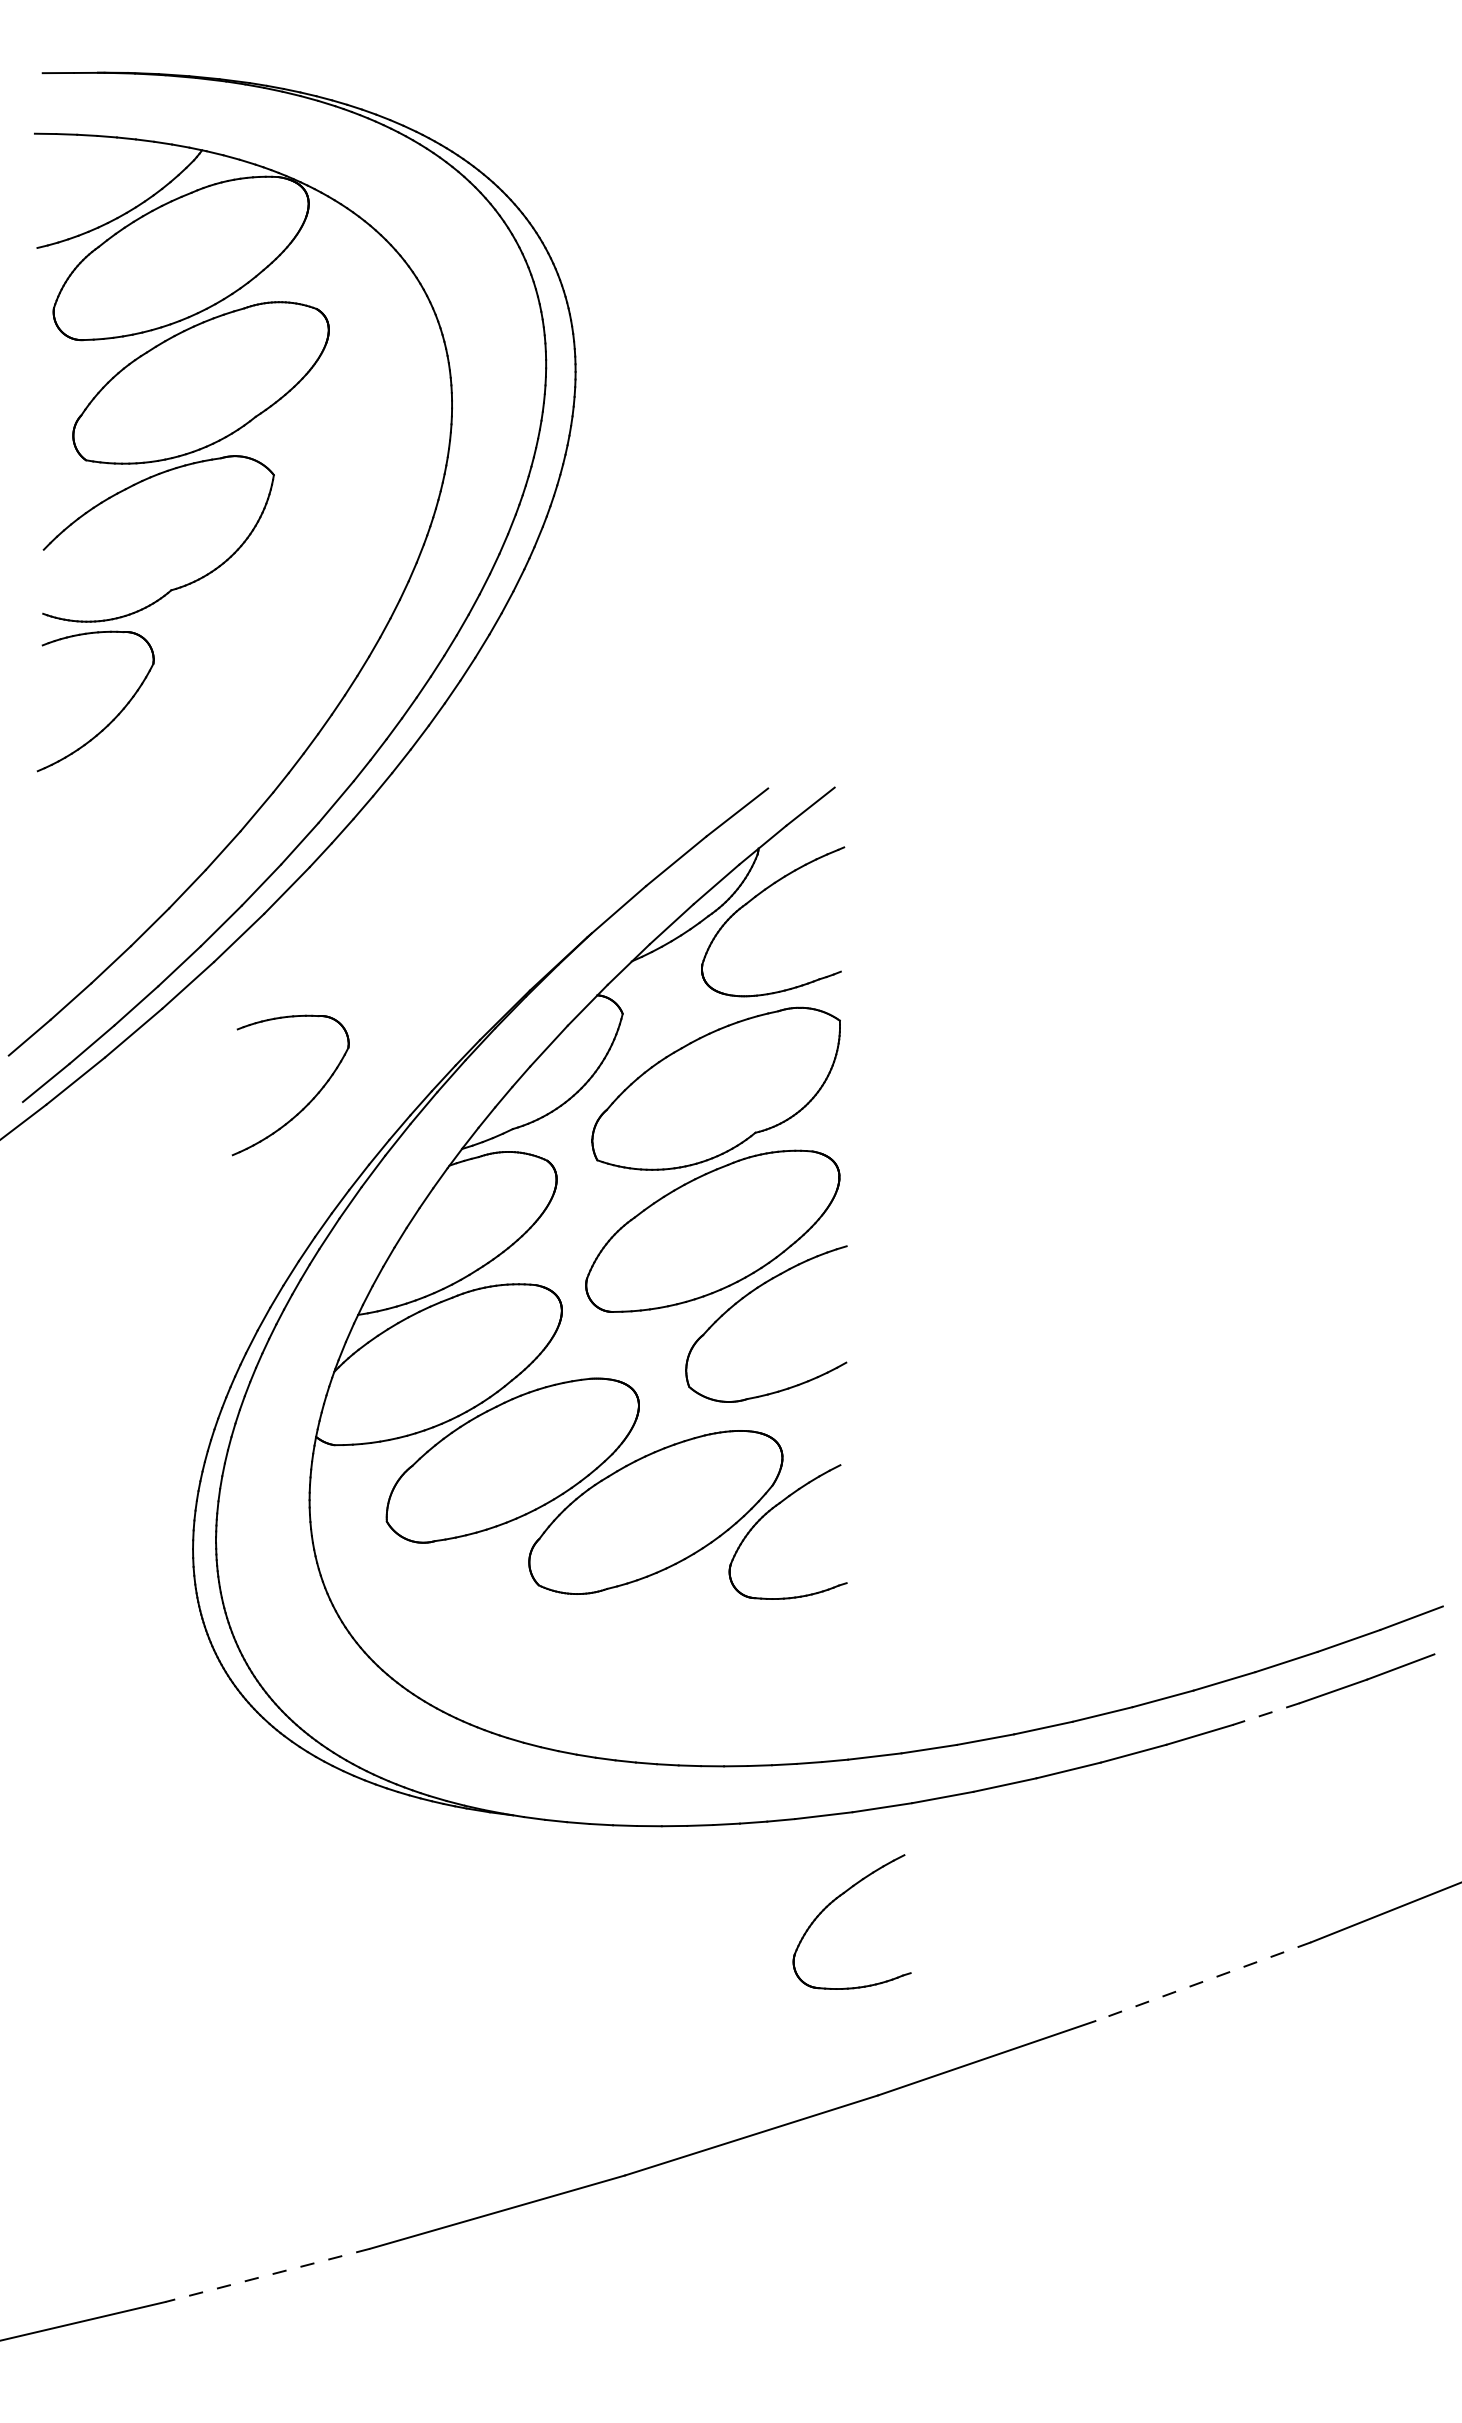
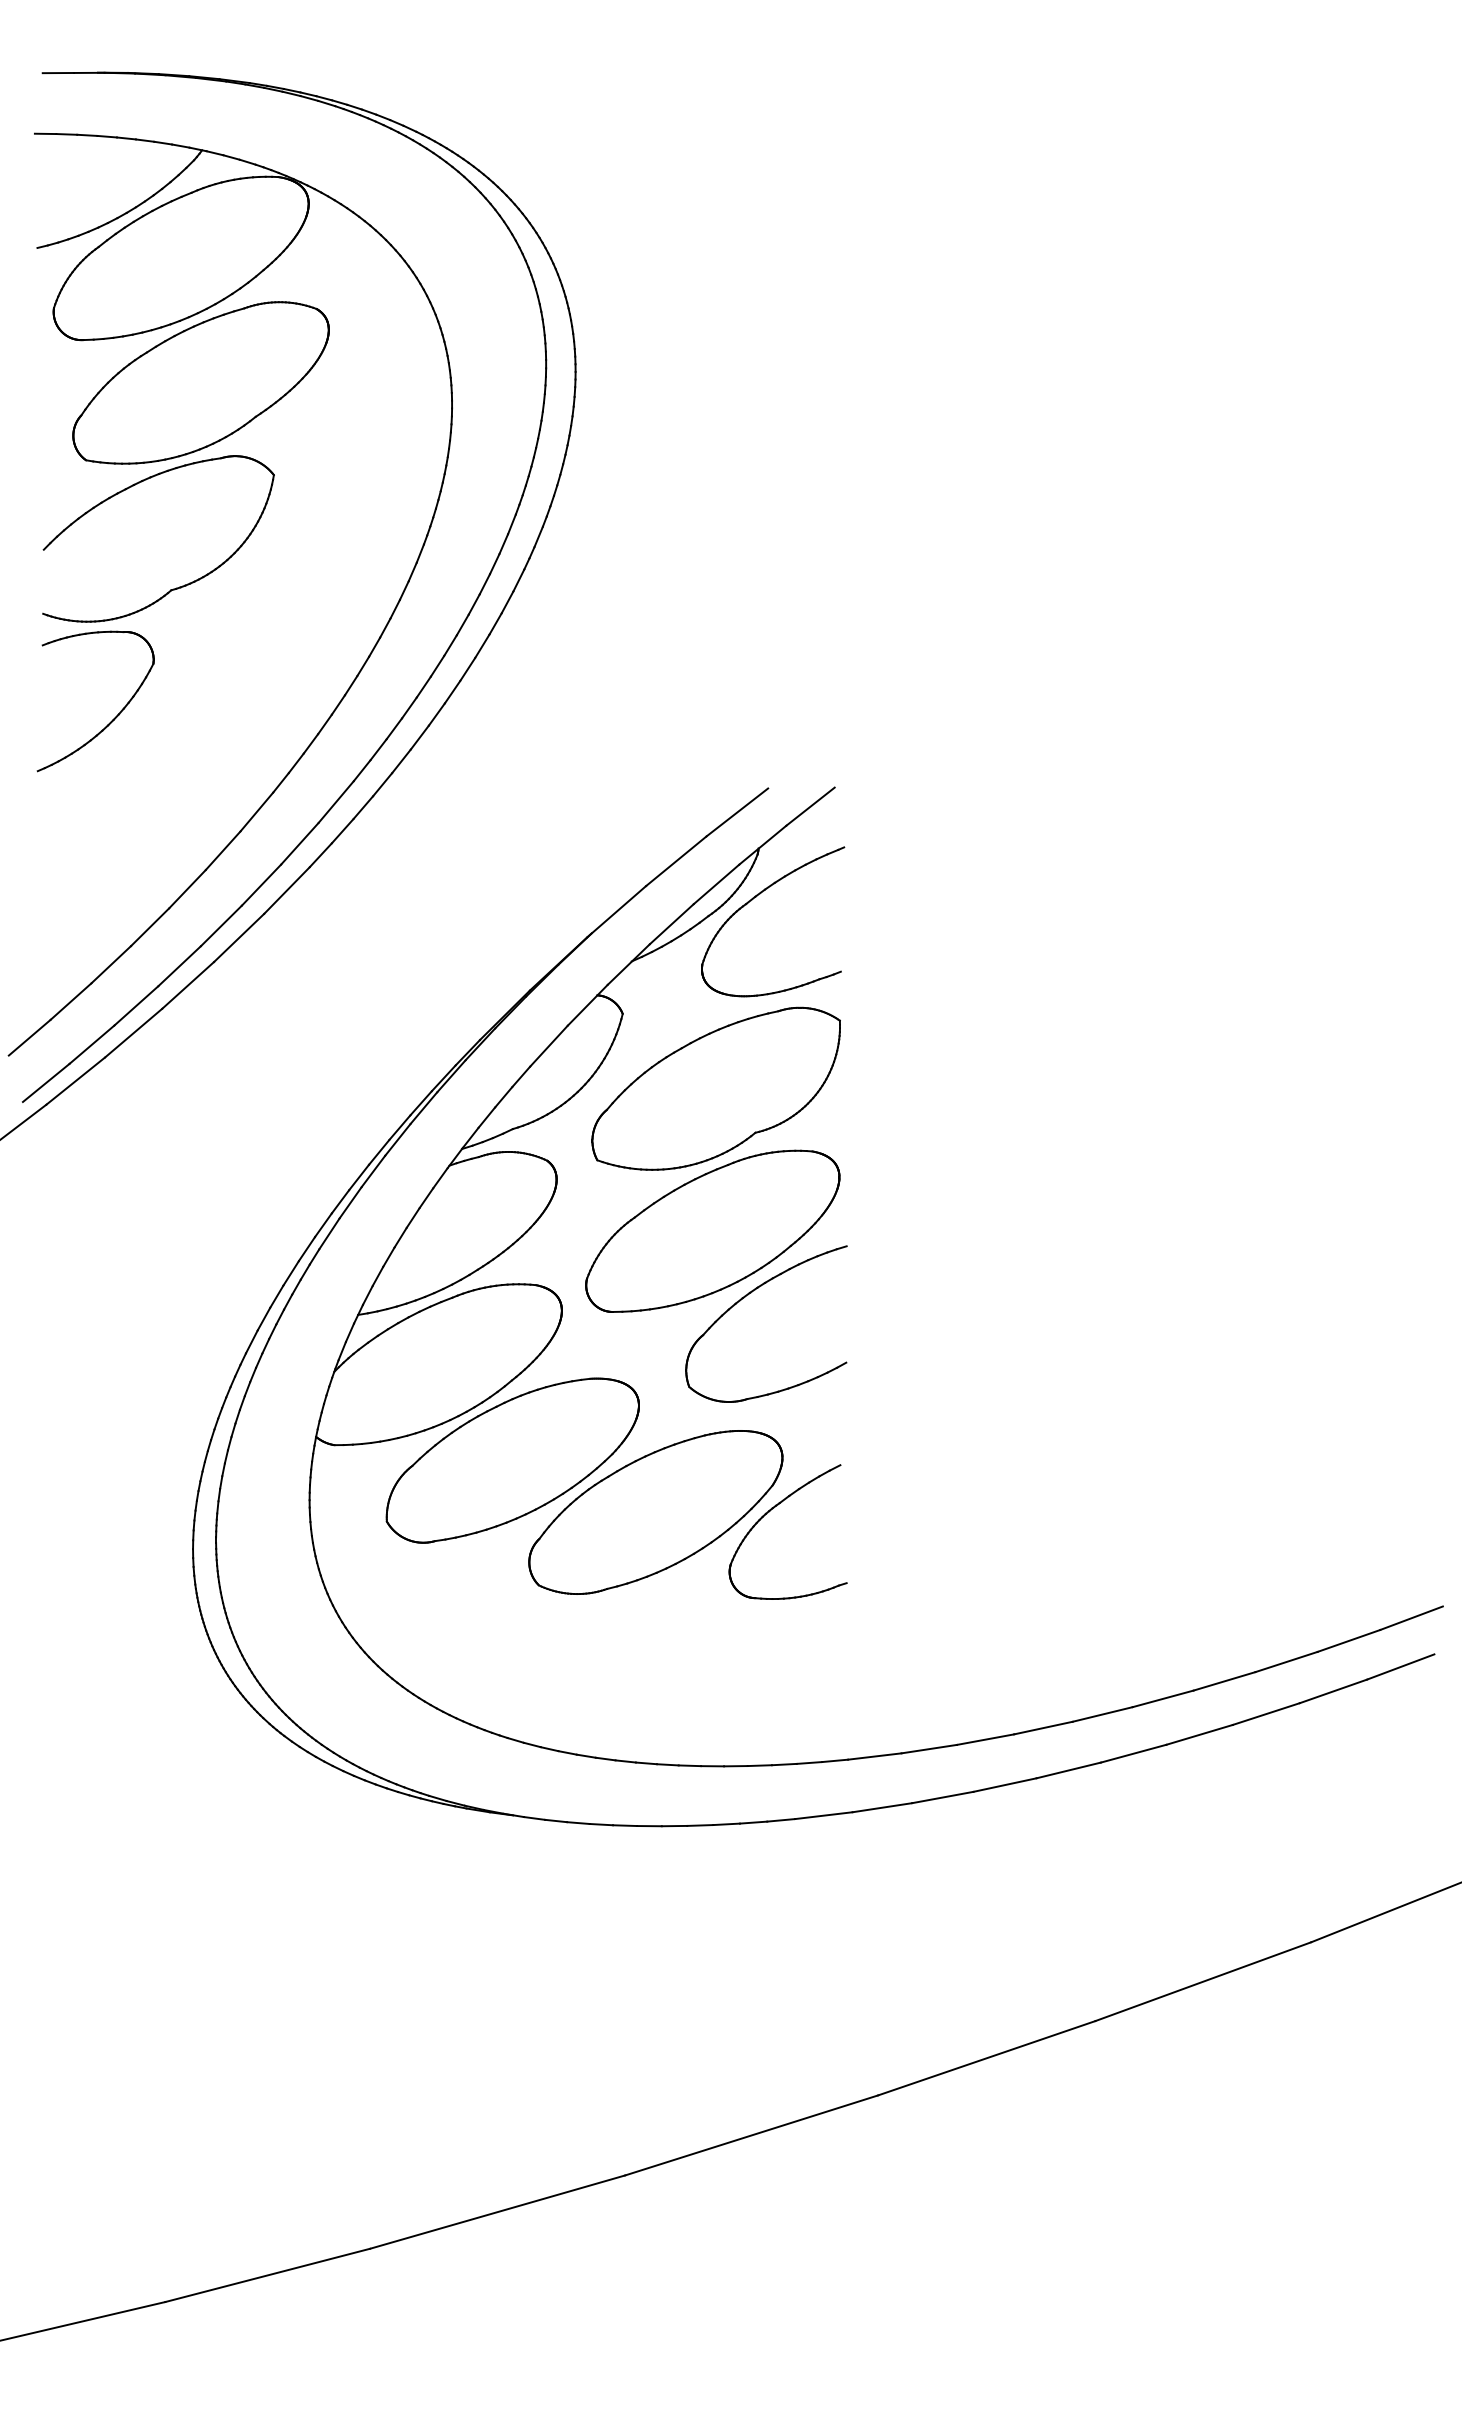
part: present -> none (308, 1102)
line: dashed -> solid (1265, 1714)
part: present -> none (833, 1902)
line: dashed -> solid (1203, 1981)
line: dashed -> solid (267, 2275)
